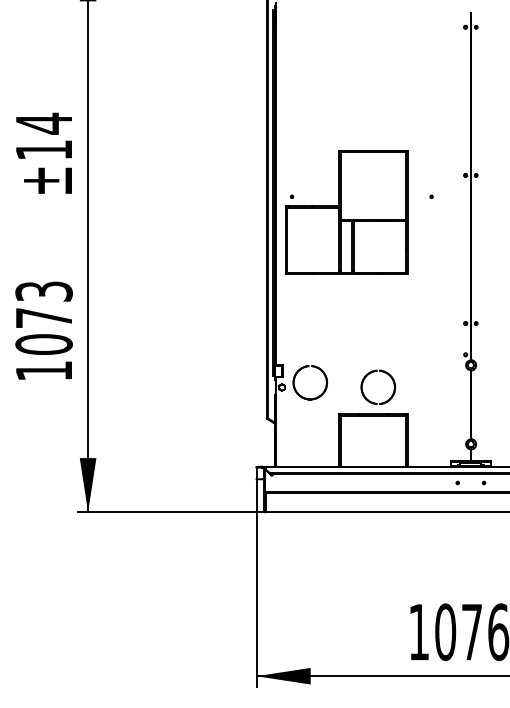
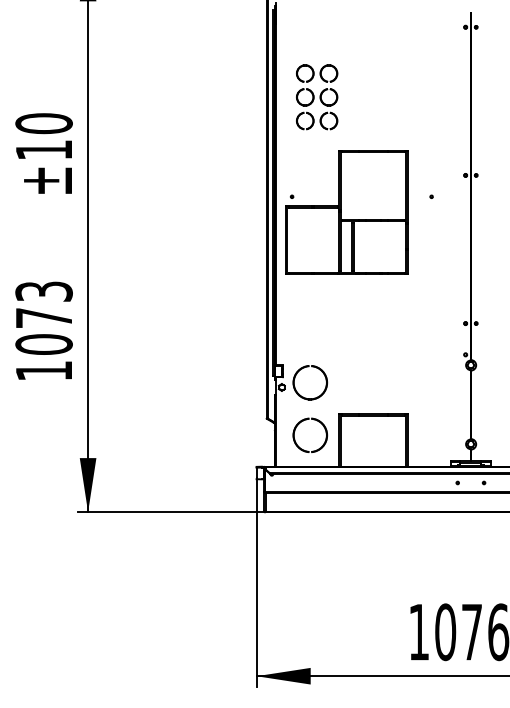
part: none -> present (317, 97)
text: ±14 -> ±10 (43, 123)
part position: (381, 372) -> (313, 420) (313, 420)
